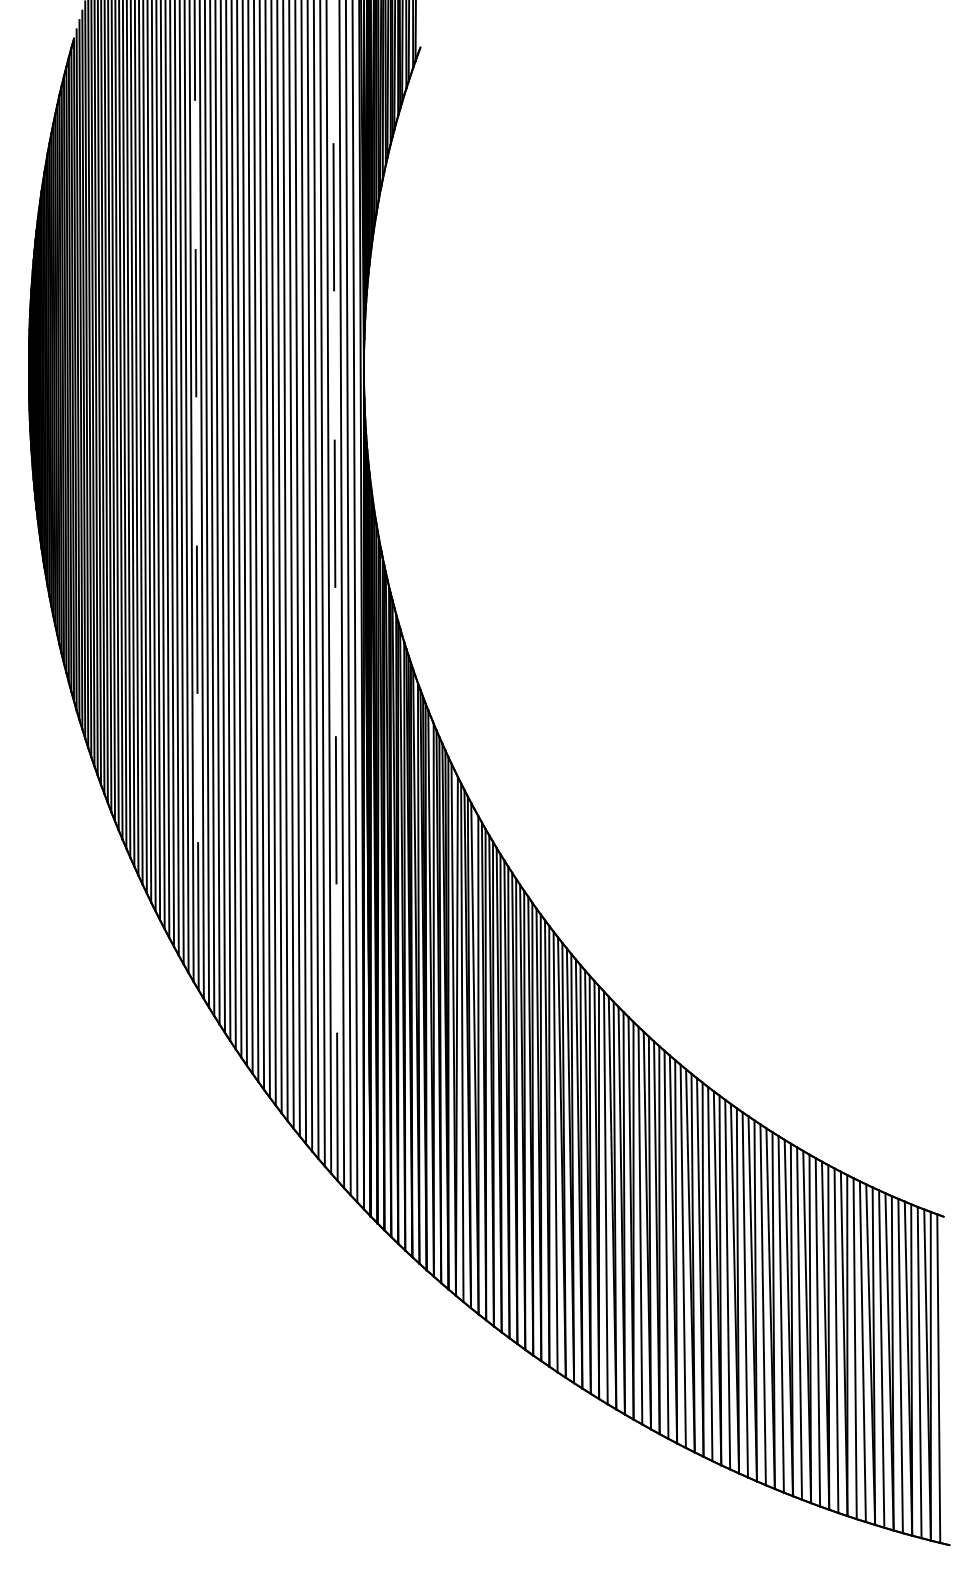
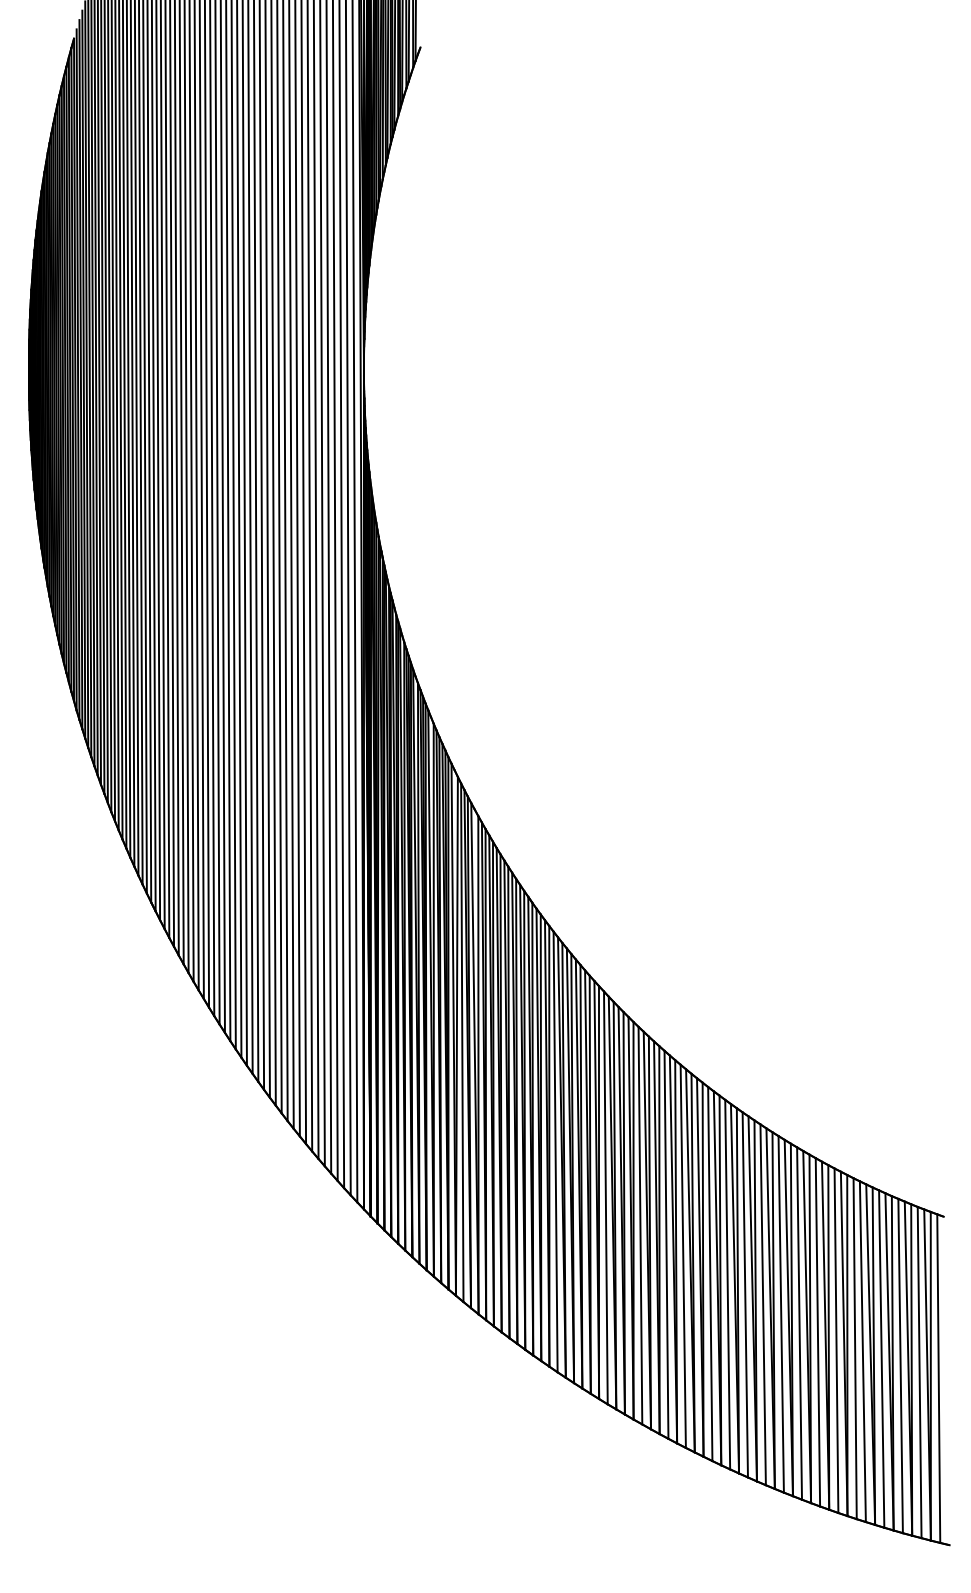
line: dashed -> solid (196, 495)
line: dashed -> solid (335, 590)
